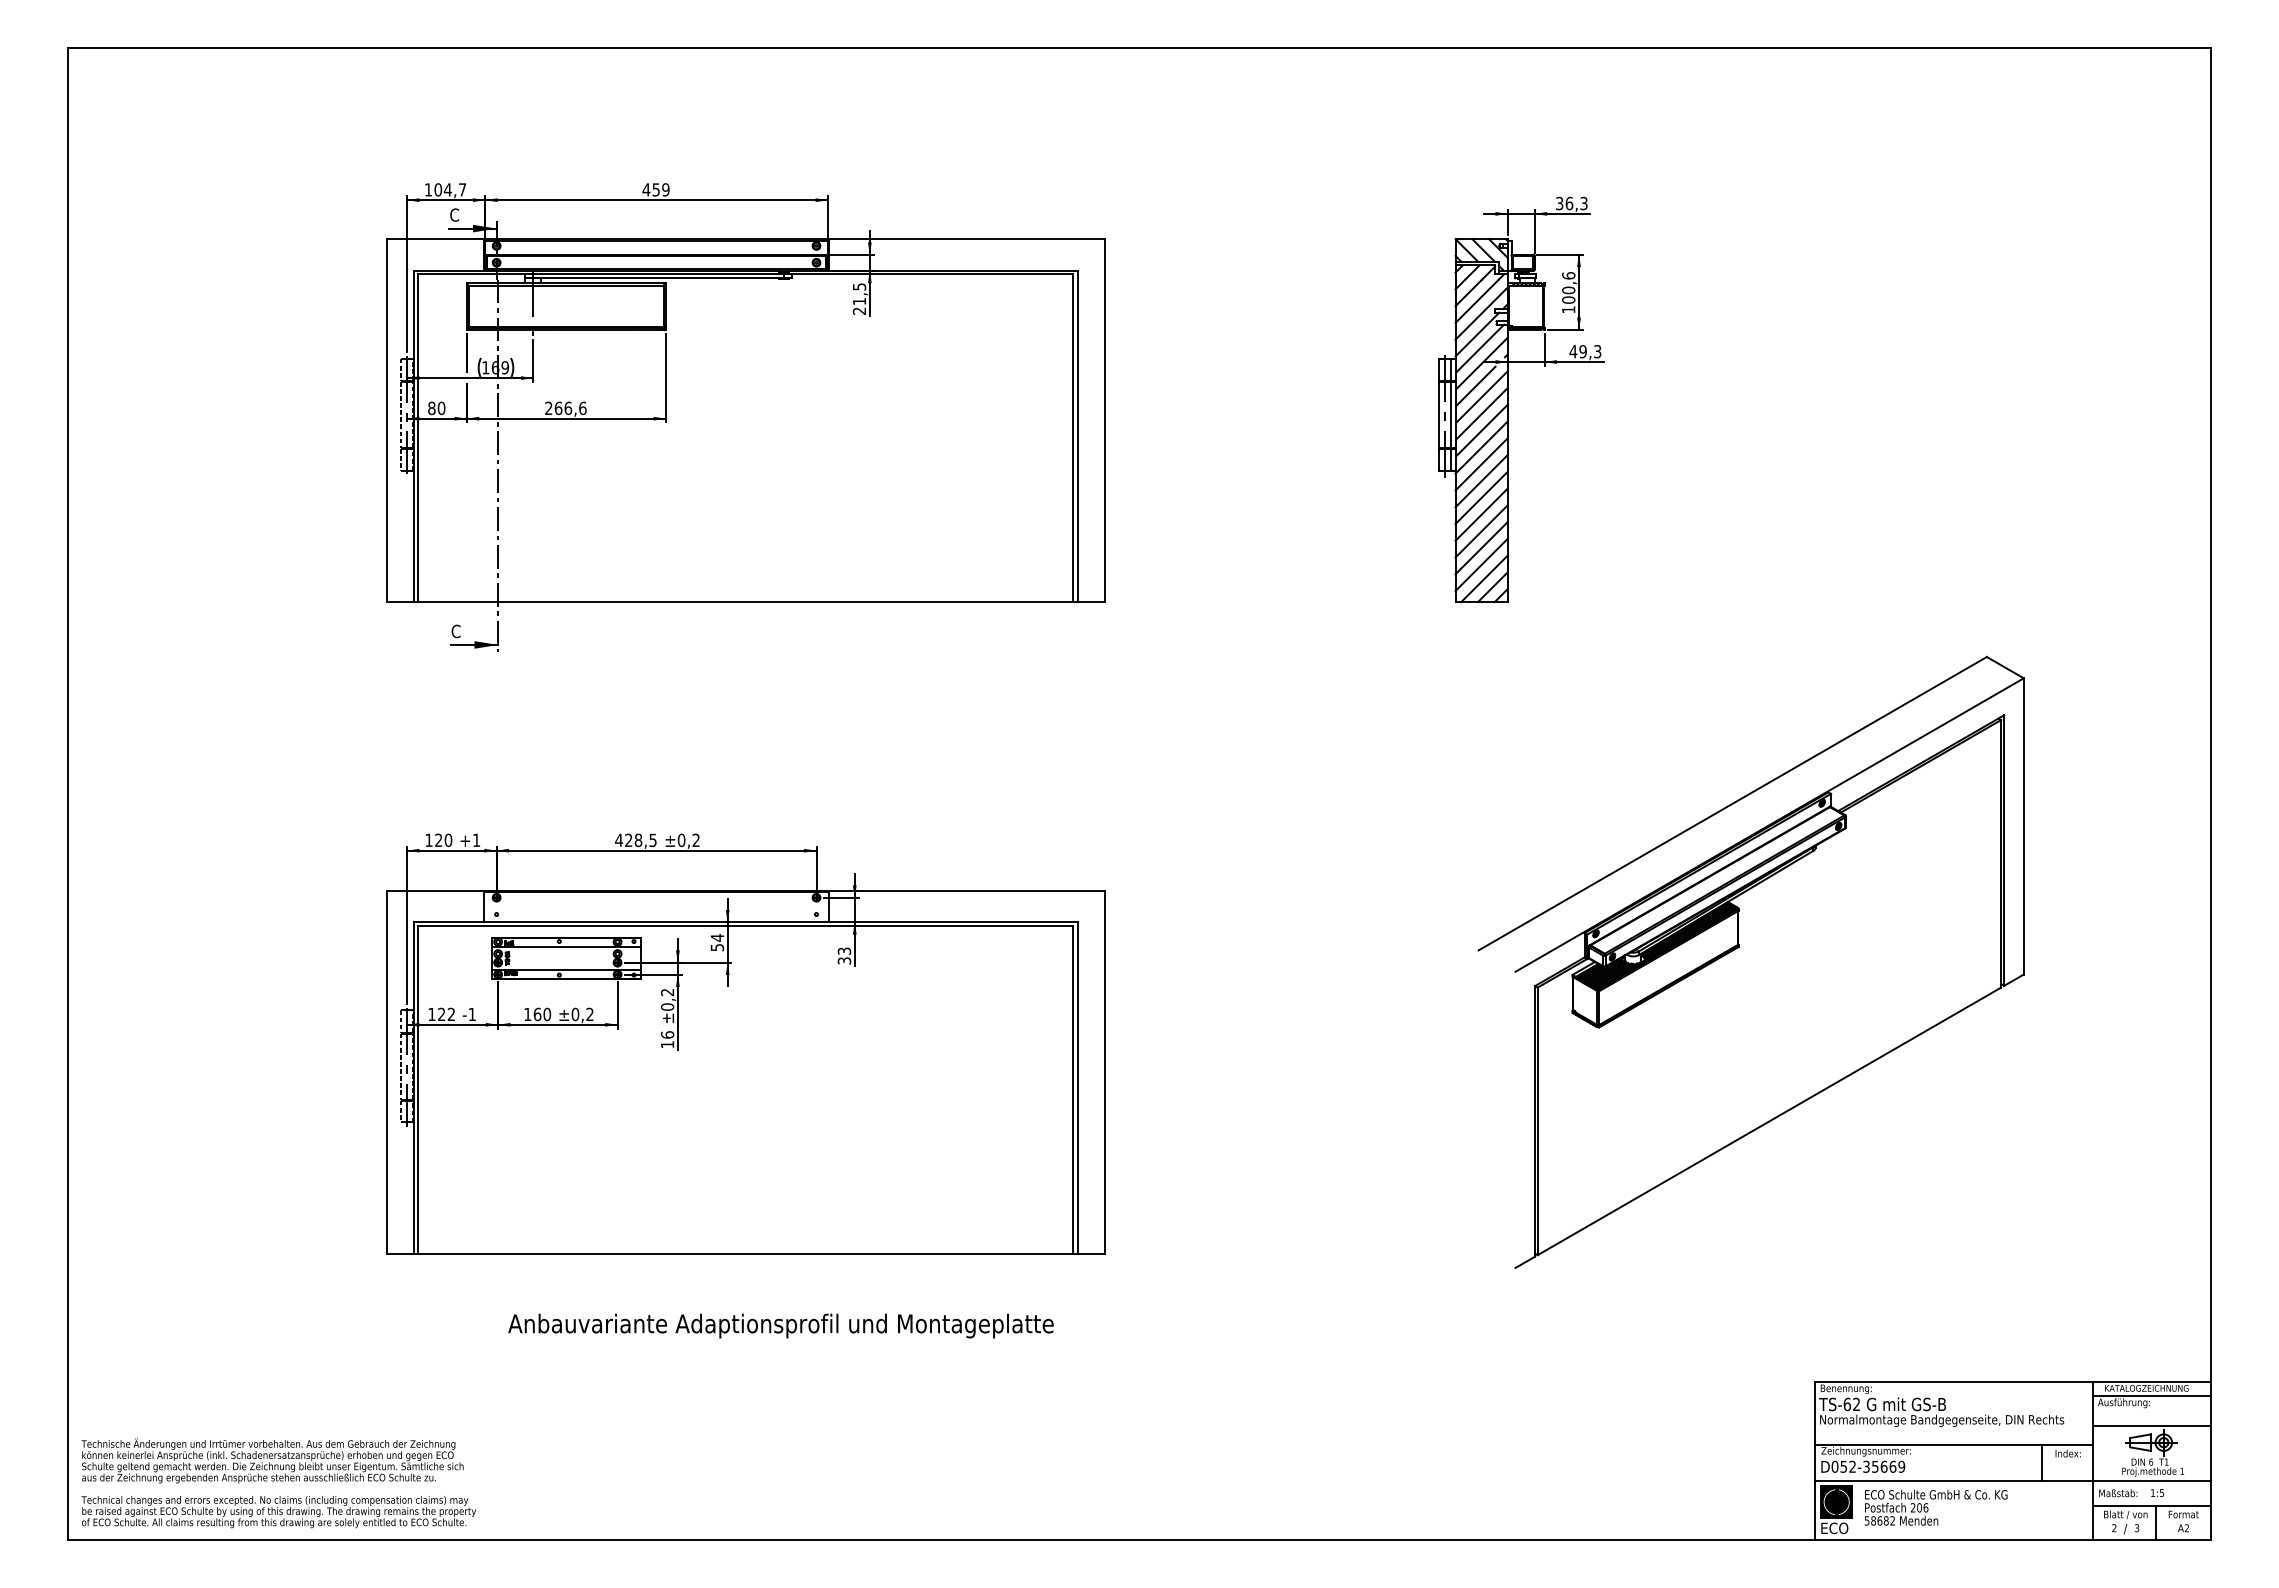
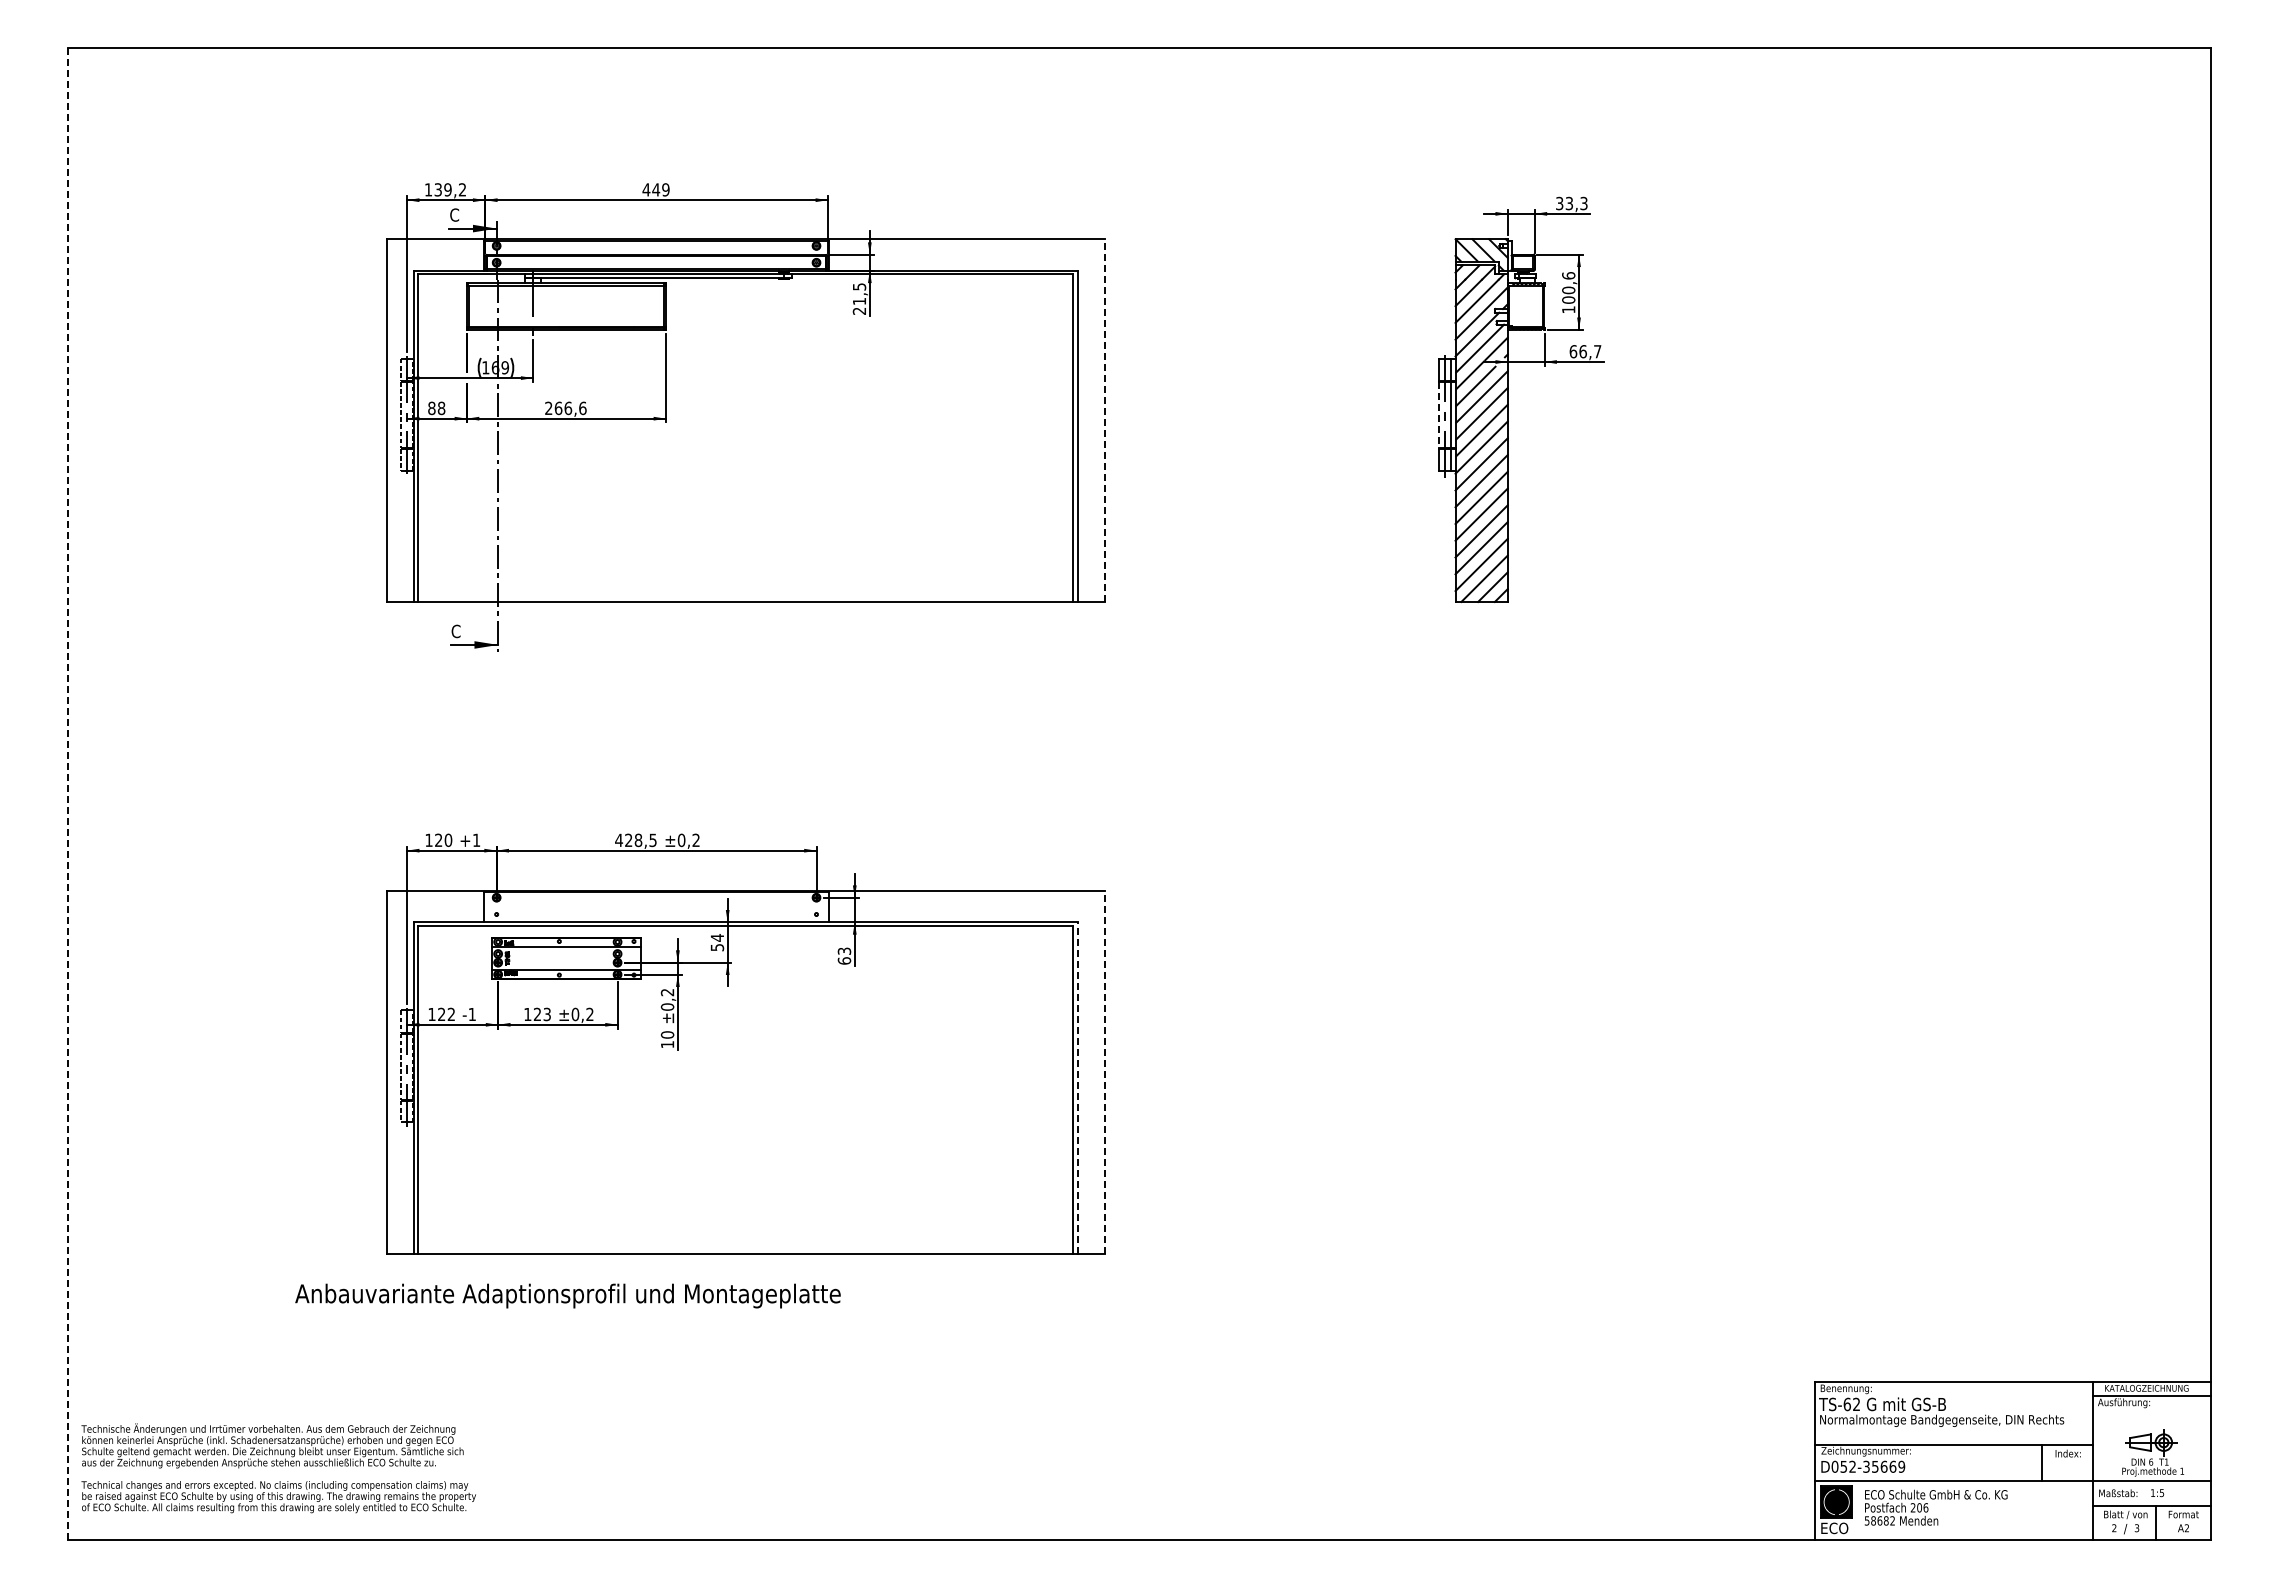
text: 104,7 -> 139,2 (450, 189)
text: 459 -> 449 (656, 189)
text: 36,3 -> 33,3 (1569, 203)
text: 49,3 -> 66,7 (1585, 351)
text: 80 -> 88 (441, 408)
line: solid -> dashed (1439, 415)
line: solid -> dashed (1105, 420)
line: solid -> dashed (68, 794)
text: 33 -> 63 (844, 960)
part: present -> none (1750, 961)
text: 160 -> 123 (542, 1014)
text: 16 -> 10 (666, 1034)
line: solid -> dashed (1105, 1071)
line: solid -> dashed (1077, 1088)
text position: (780, 1325) -> (567, 1295) (567, 1295)
line: present -> none (2151, 1426)
text position: (278, 1483) -> (278, 1468) (278, 1468)
